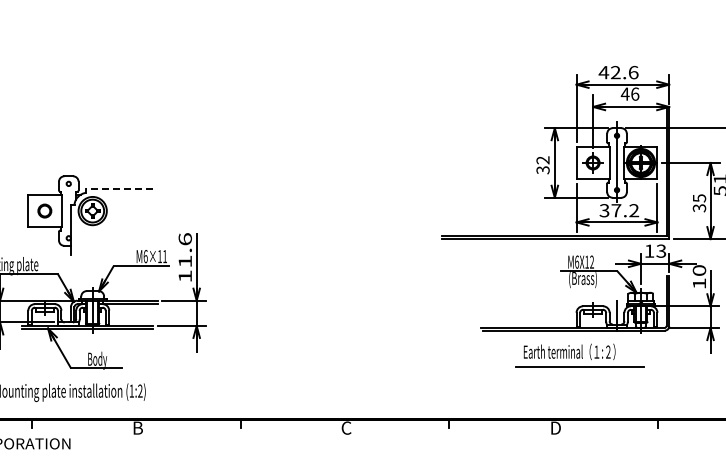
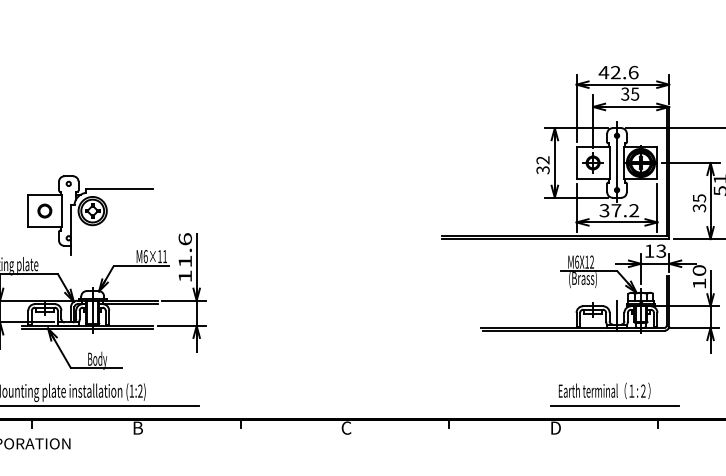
text: 46 -> 35 (629, 93)
line: dashed -> solid (119, 189)
part position: (579, 355) -> (614, 394) (614, 394)
line: none -> present (100, 405)
